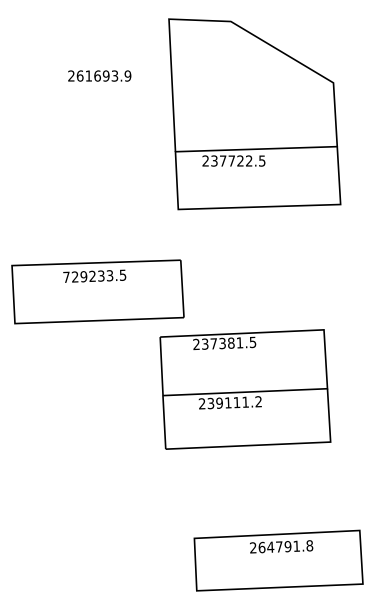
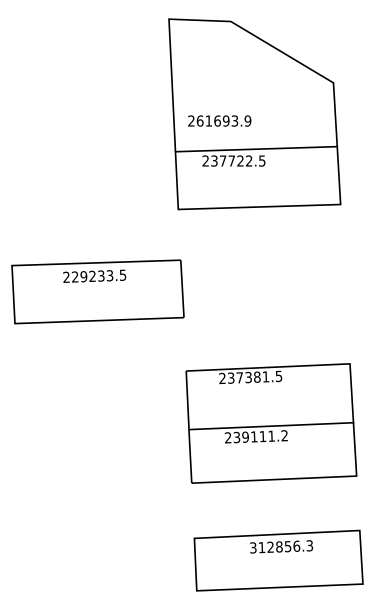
text position: (99, 75) -> (219, 120) (219, 120)
text: 729233.5 -> 229233.5 (66, 276)
text position: (245, 389) -> (271, 423) (271, 423)
text: 264791.8 -> 312856.3 (281, 546)
